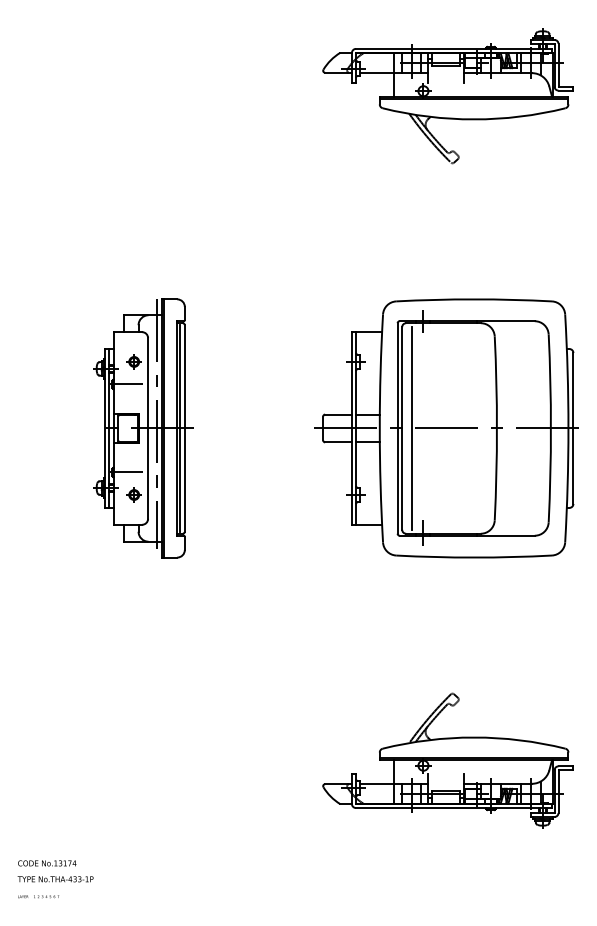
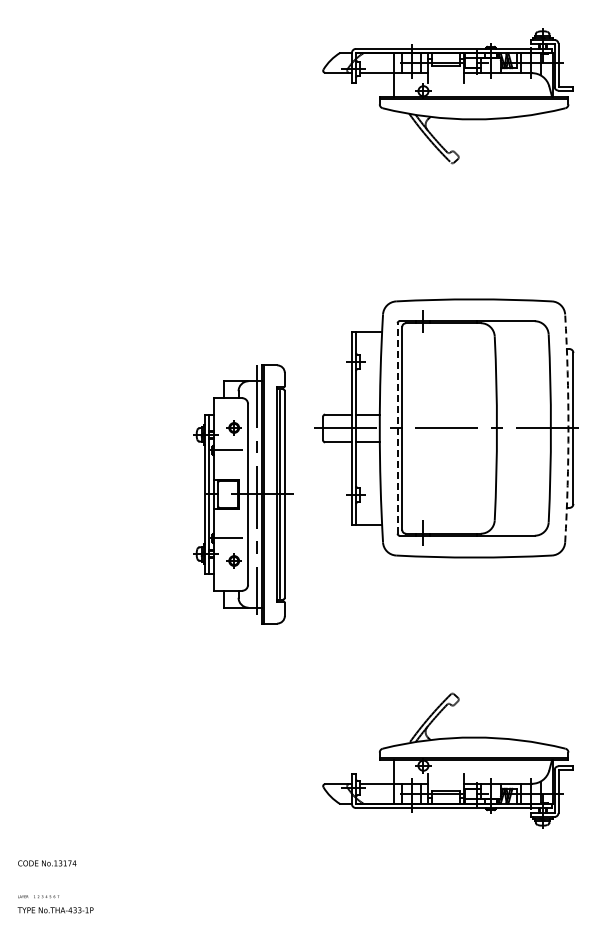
line: solid -> dashed (397, 427)
part position: (143, 428) -> (243, 494) (243, 494)
line: present -> none (412, 428)
arc: solid -> dashed (568, 428)
text position: (55, 879) -> (55, 910) (55, 910)
